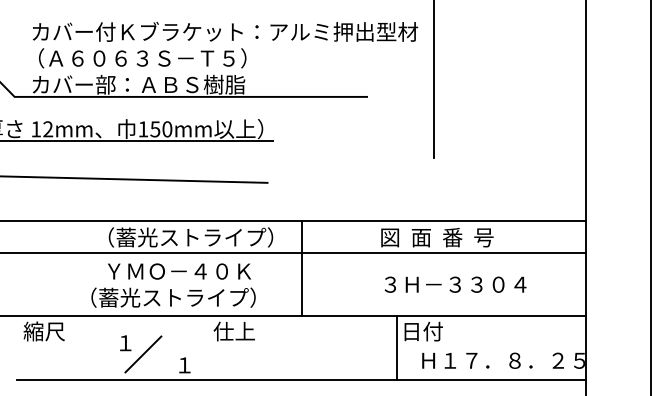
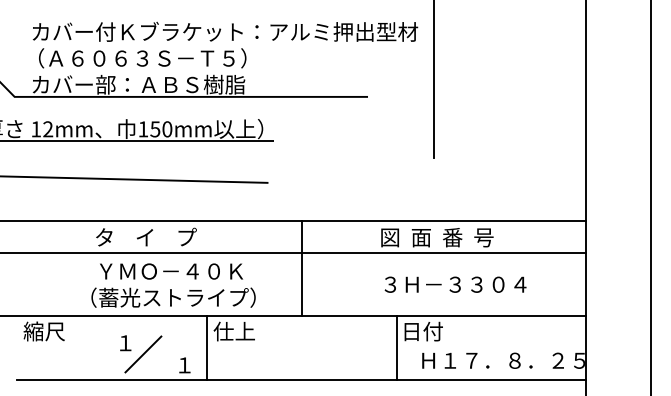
text: （蓄光ストライプ） -> タ    イ    プ (184, 237)
text position: (179, 271) -> (171, 271) (171, 271)
line: none -> present (206, 347)
